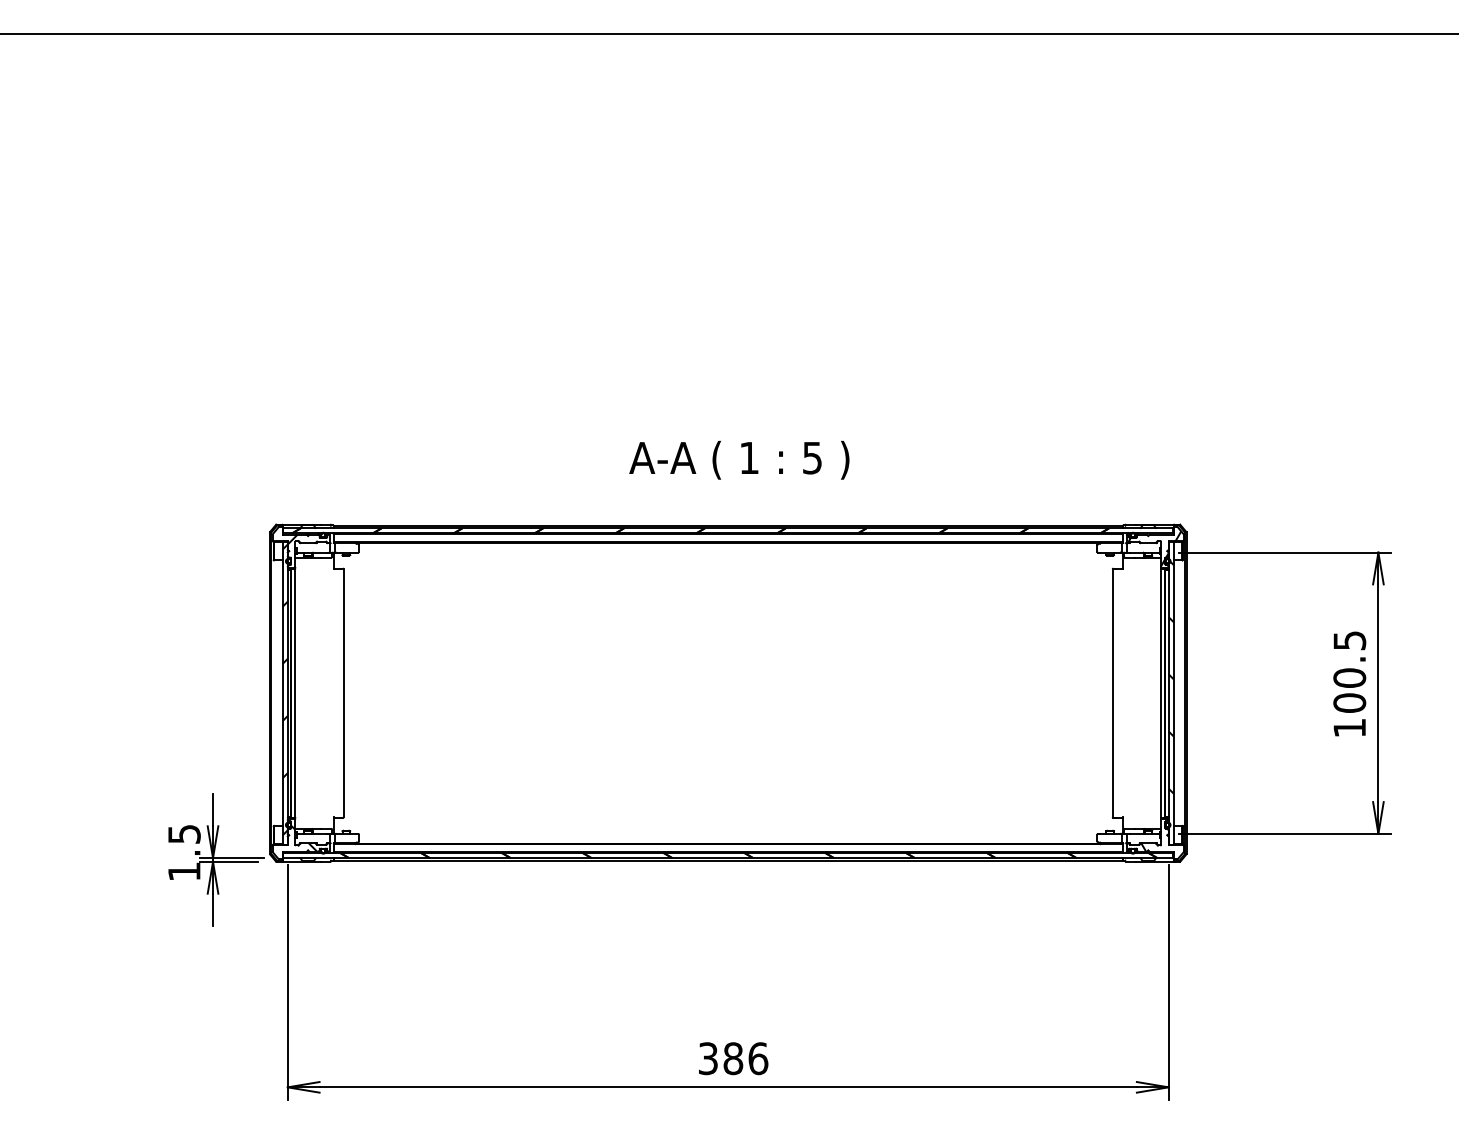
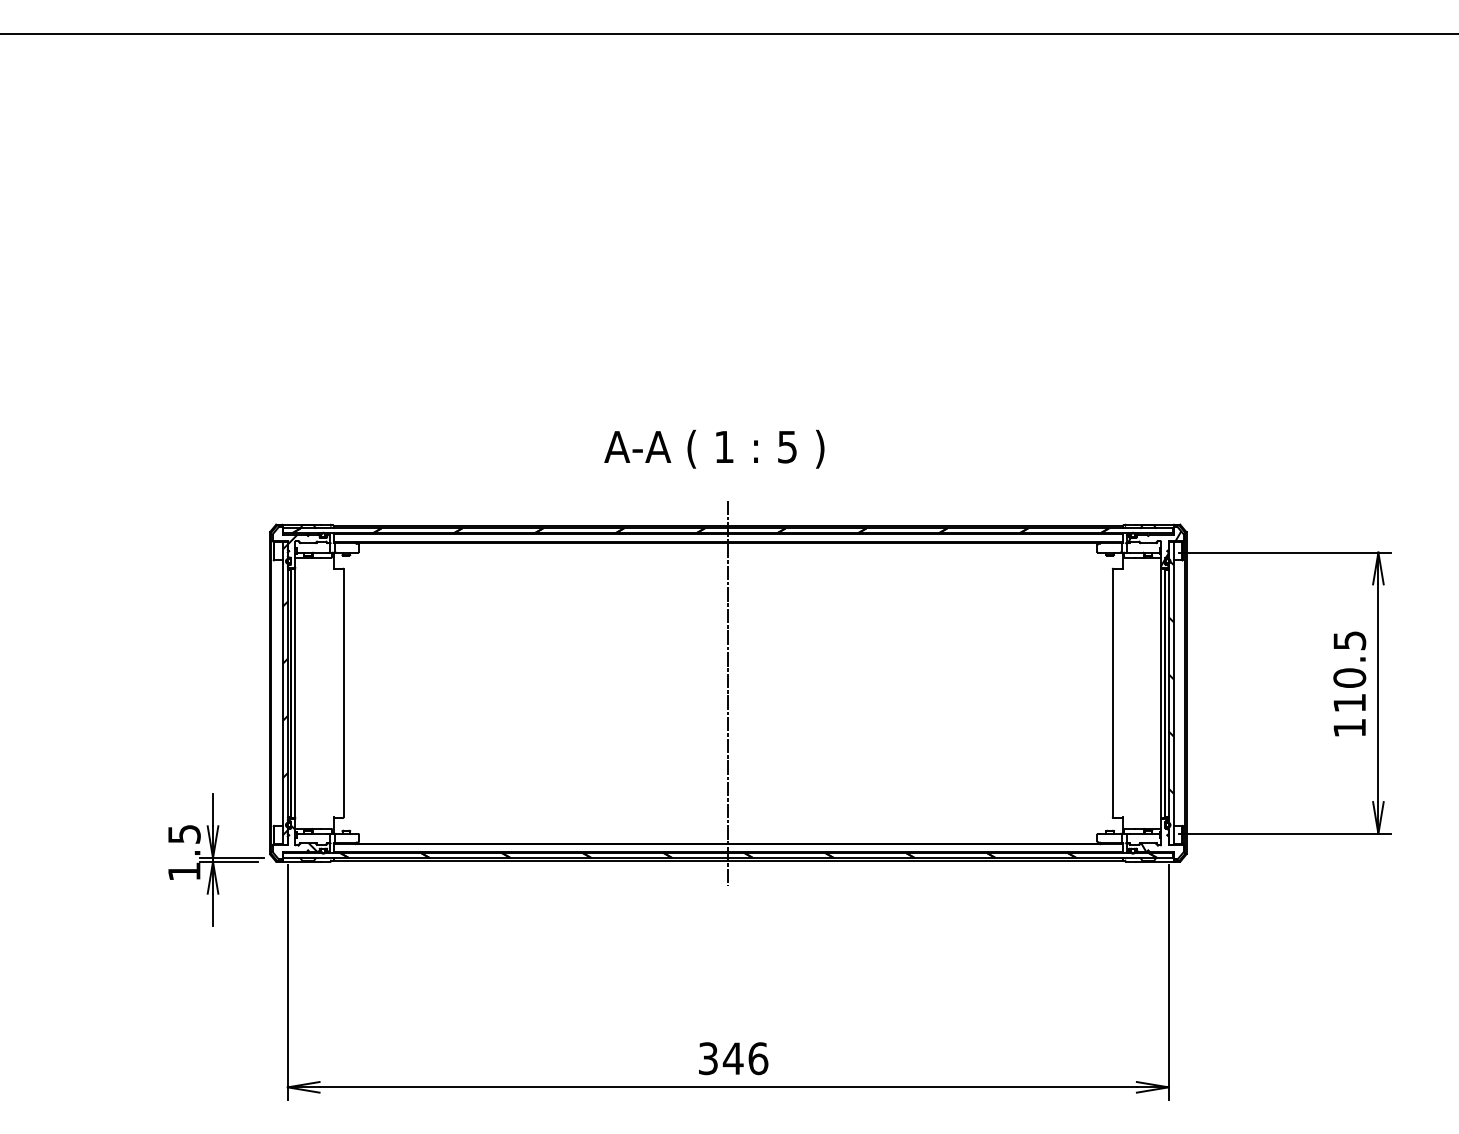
text position: (739, 459) -> (714, 448) (714, 448)
line: none -> present (728, 692)
text: 100.5 -> 110.5 (1349, 702)
text: 386 -> 346 (732, 1058)
